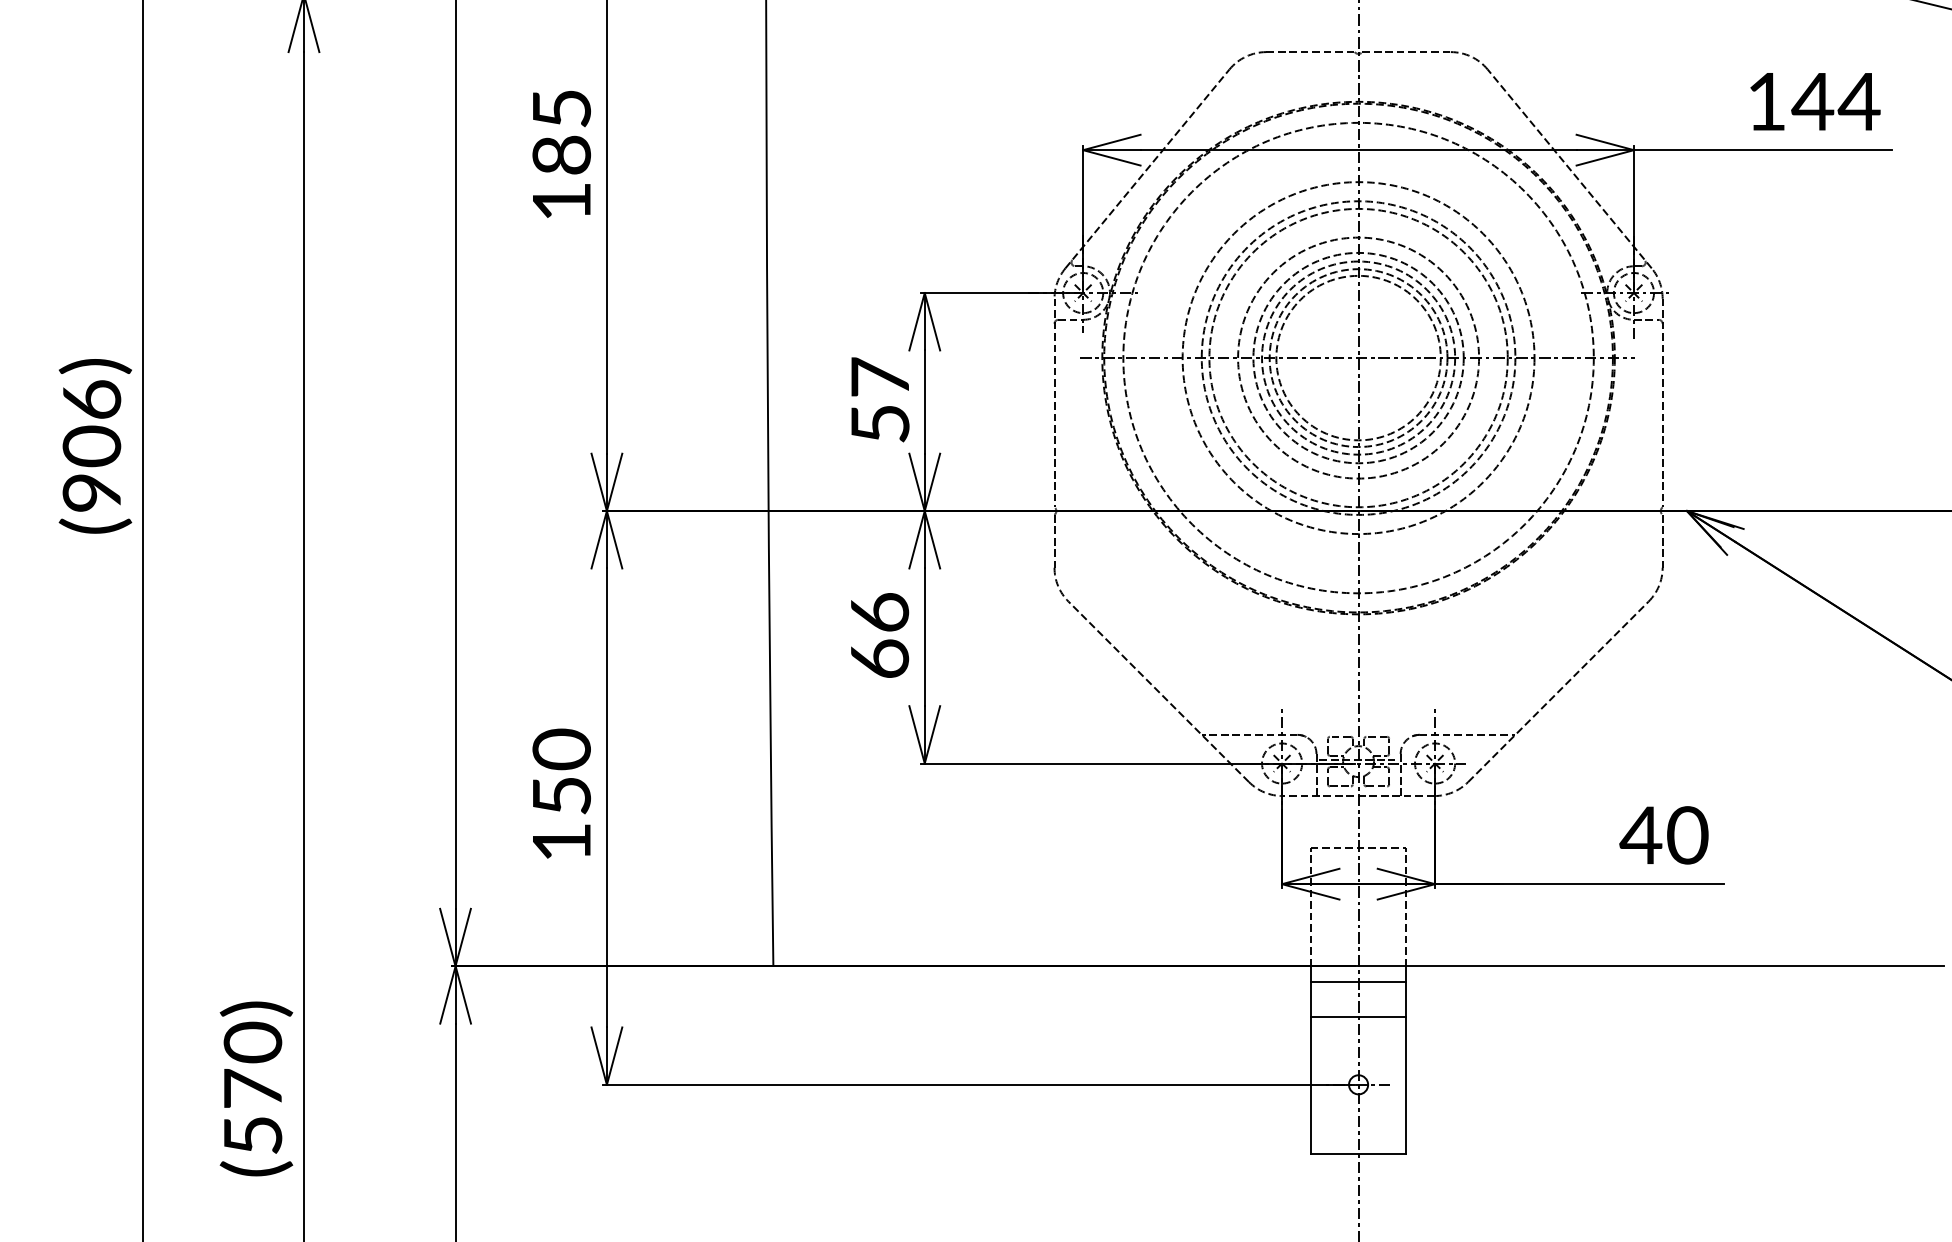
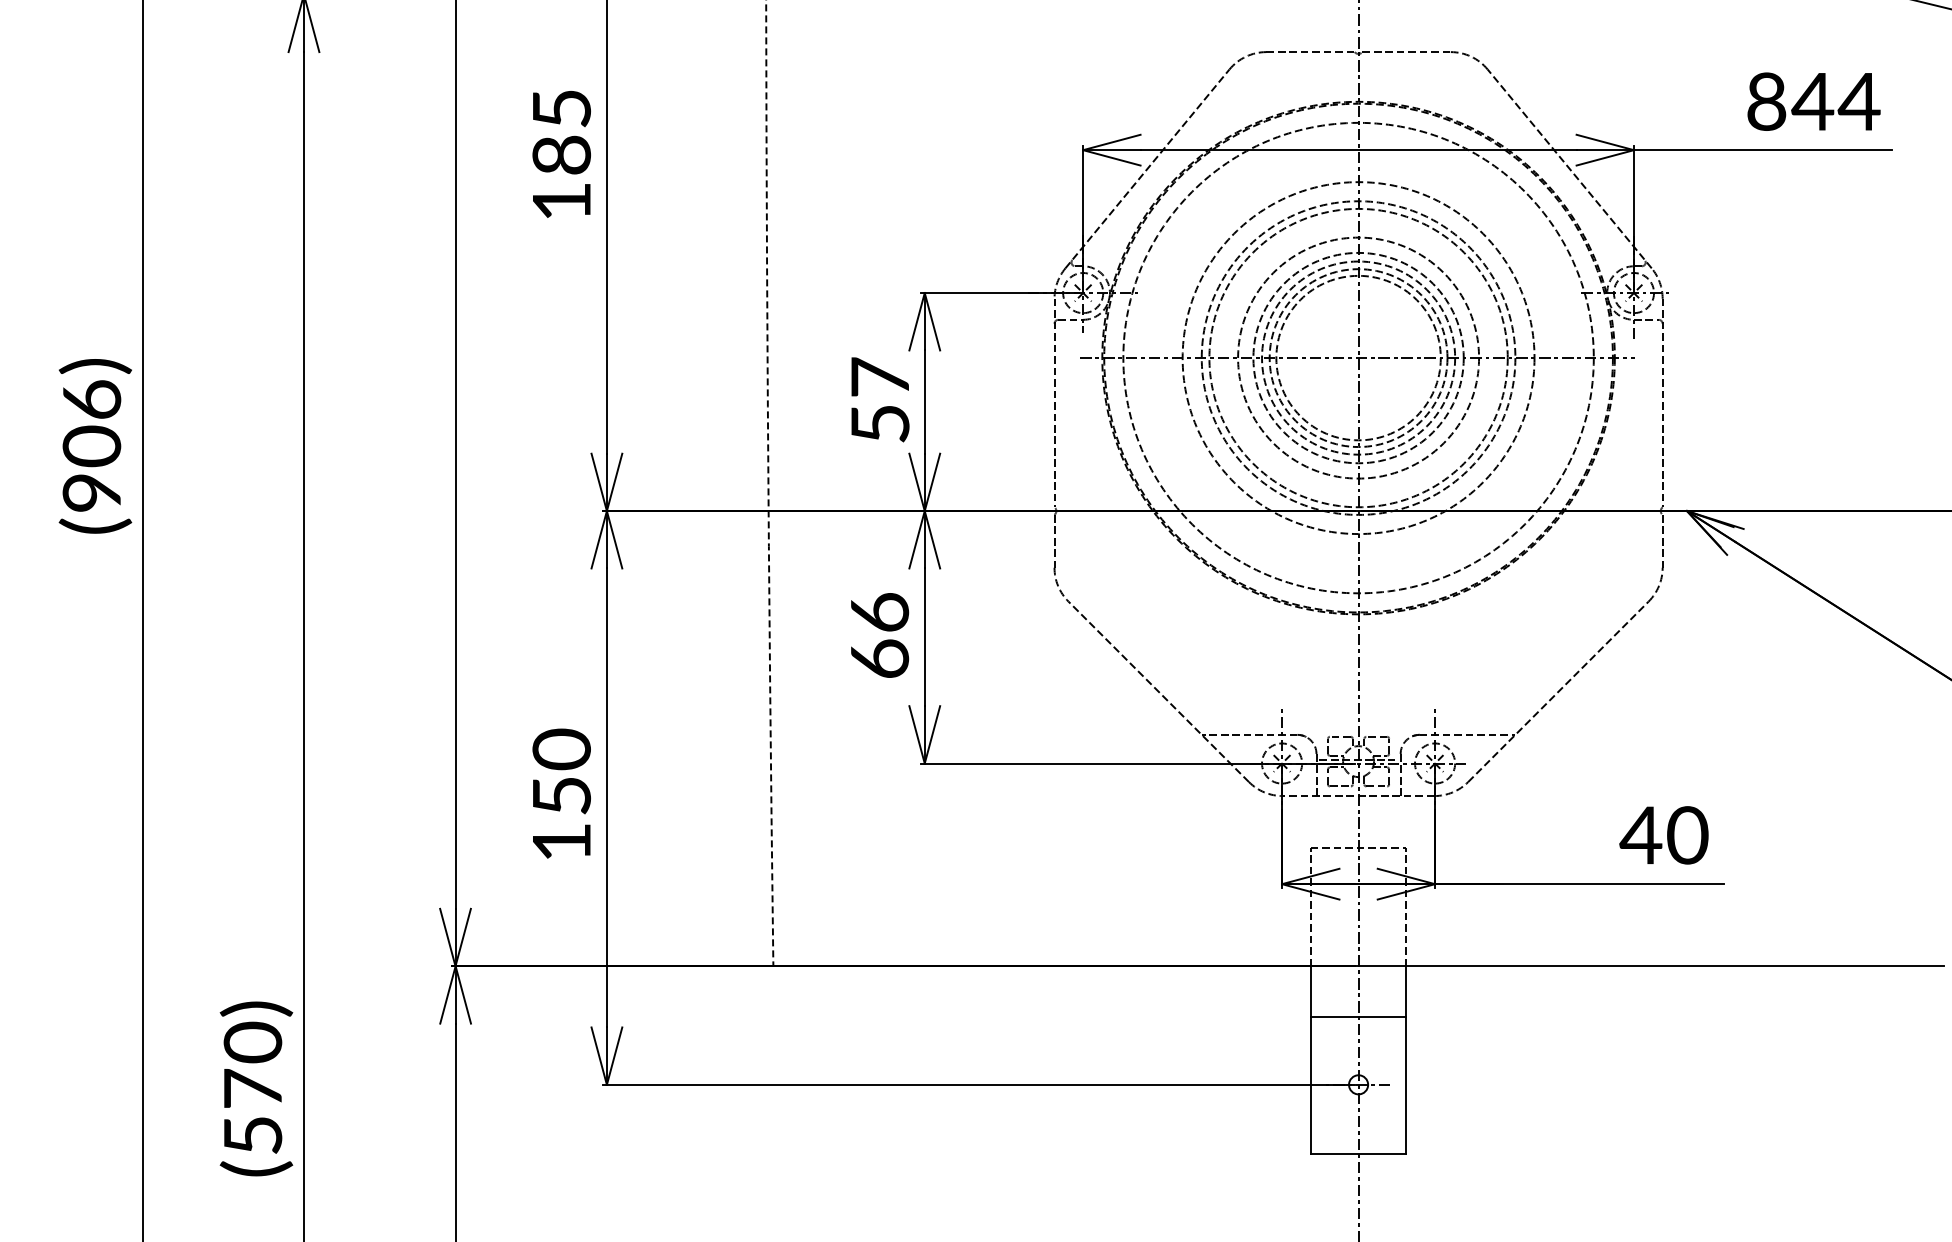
text: 144 -> 844 (1766, 101)
arc: solid -> dashed (768, 482)
line: present -> none (1358, 981)
